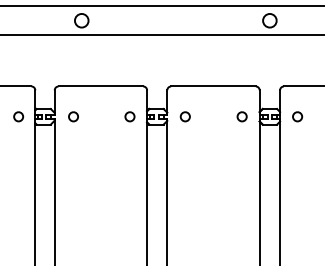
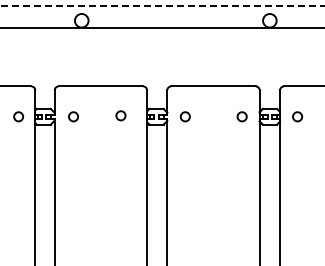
line: solid -> dashed (162, 6)
line position: (161, 35) -> (161, 28) (161, 28)
part position: (129, 116) -> (120, 115) (120, 115)
